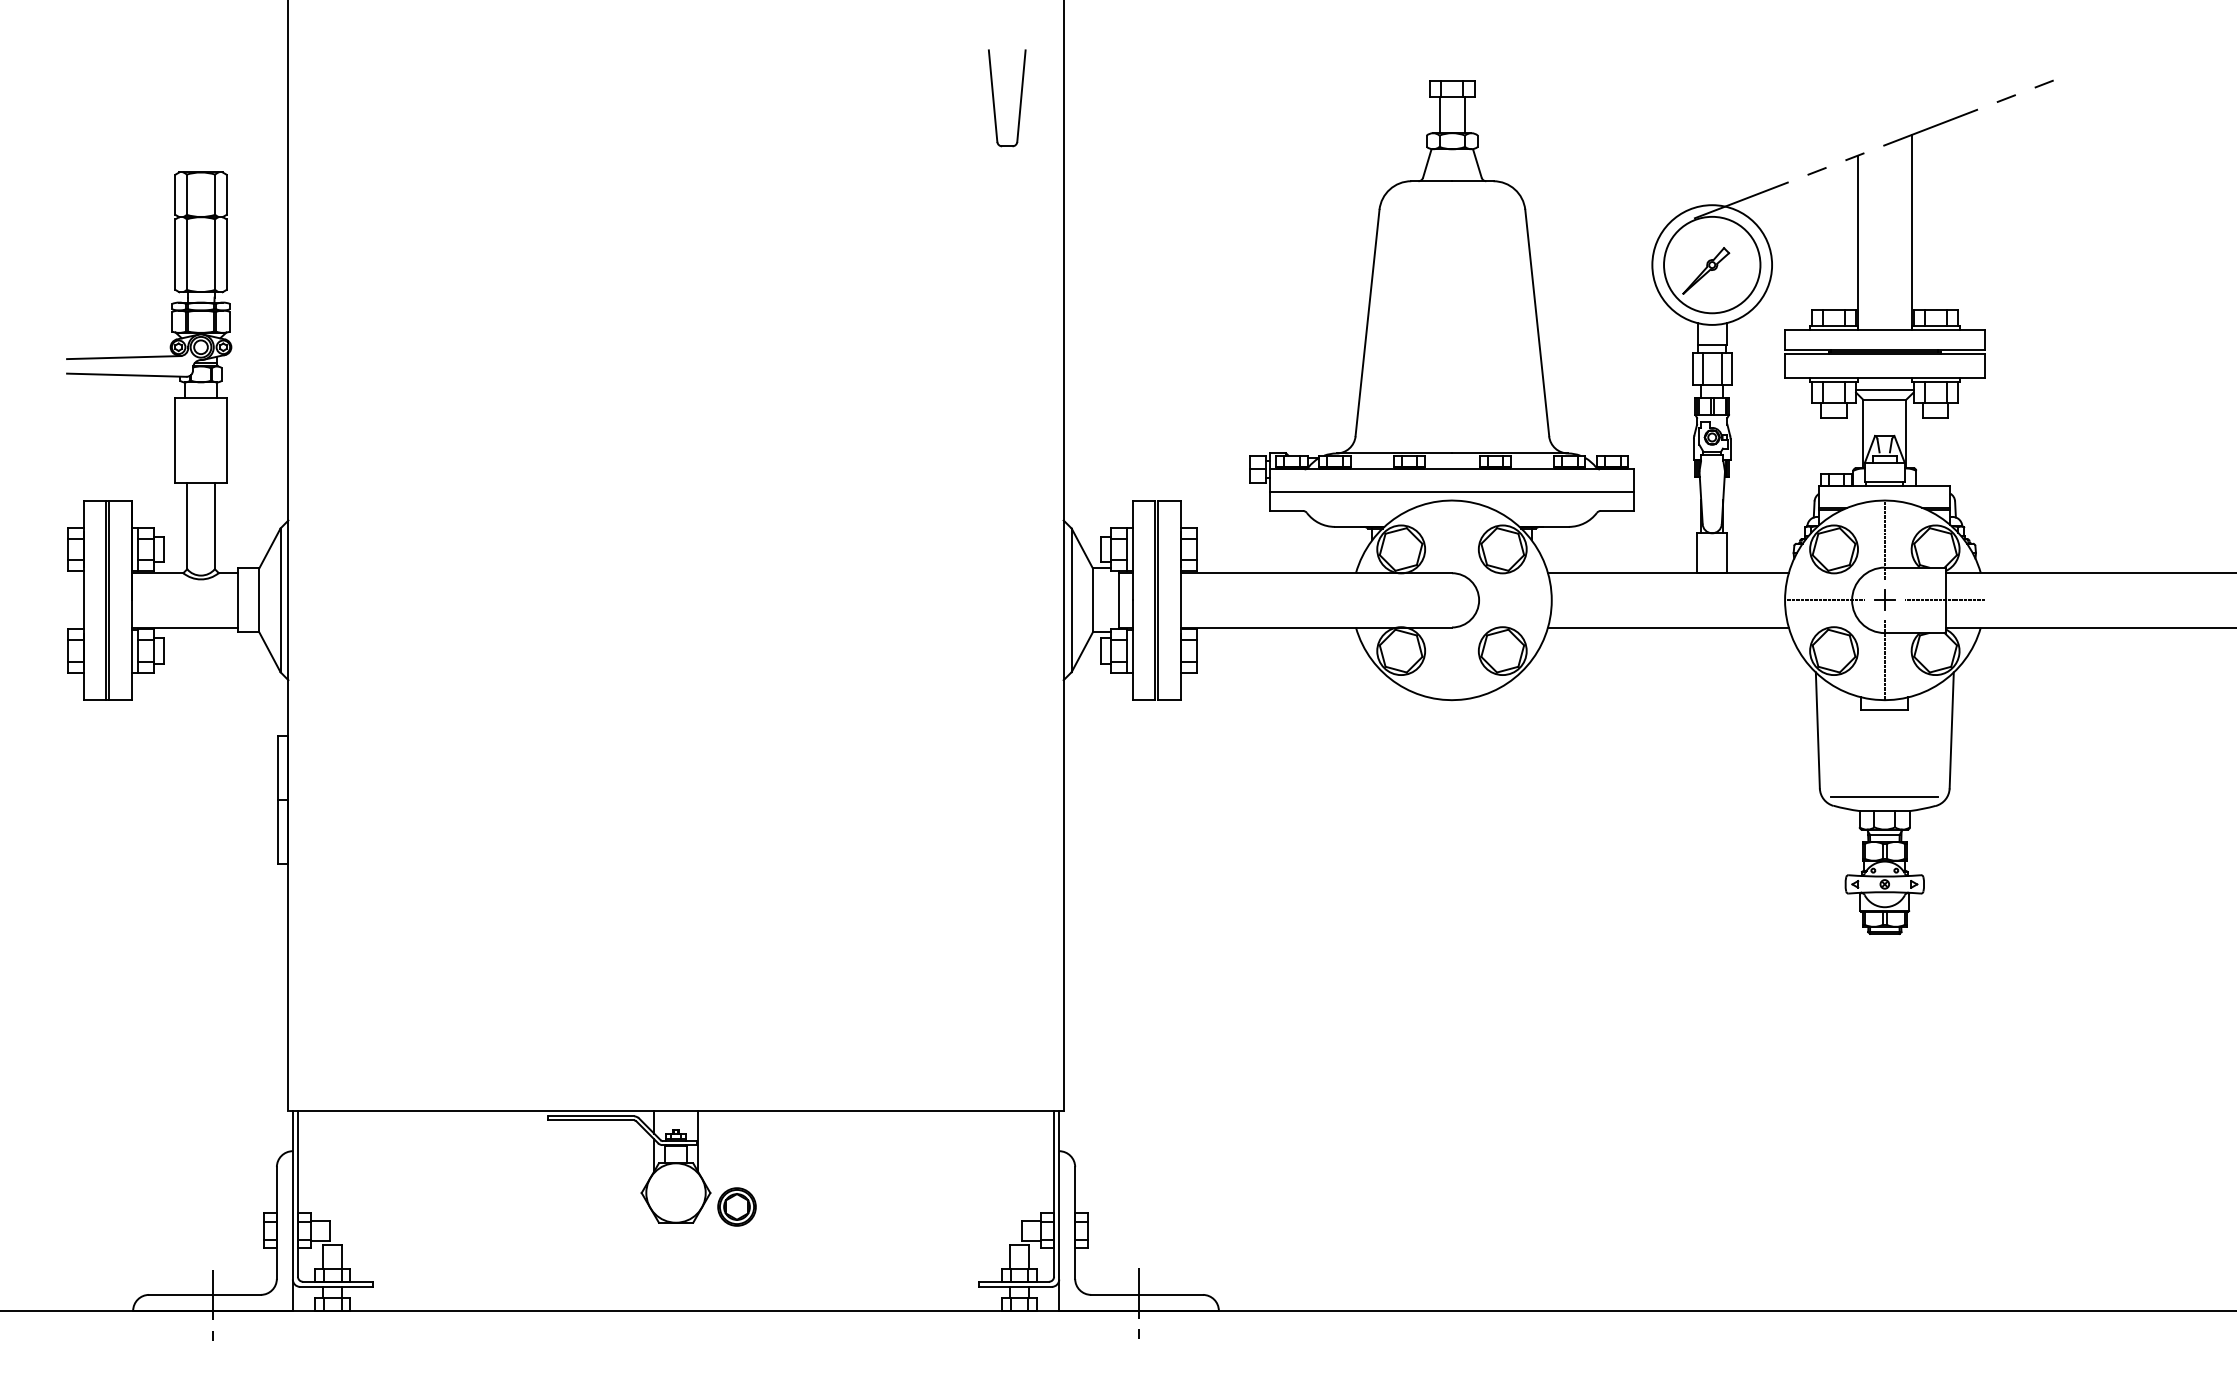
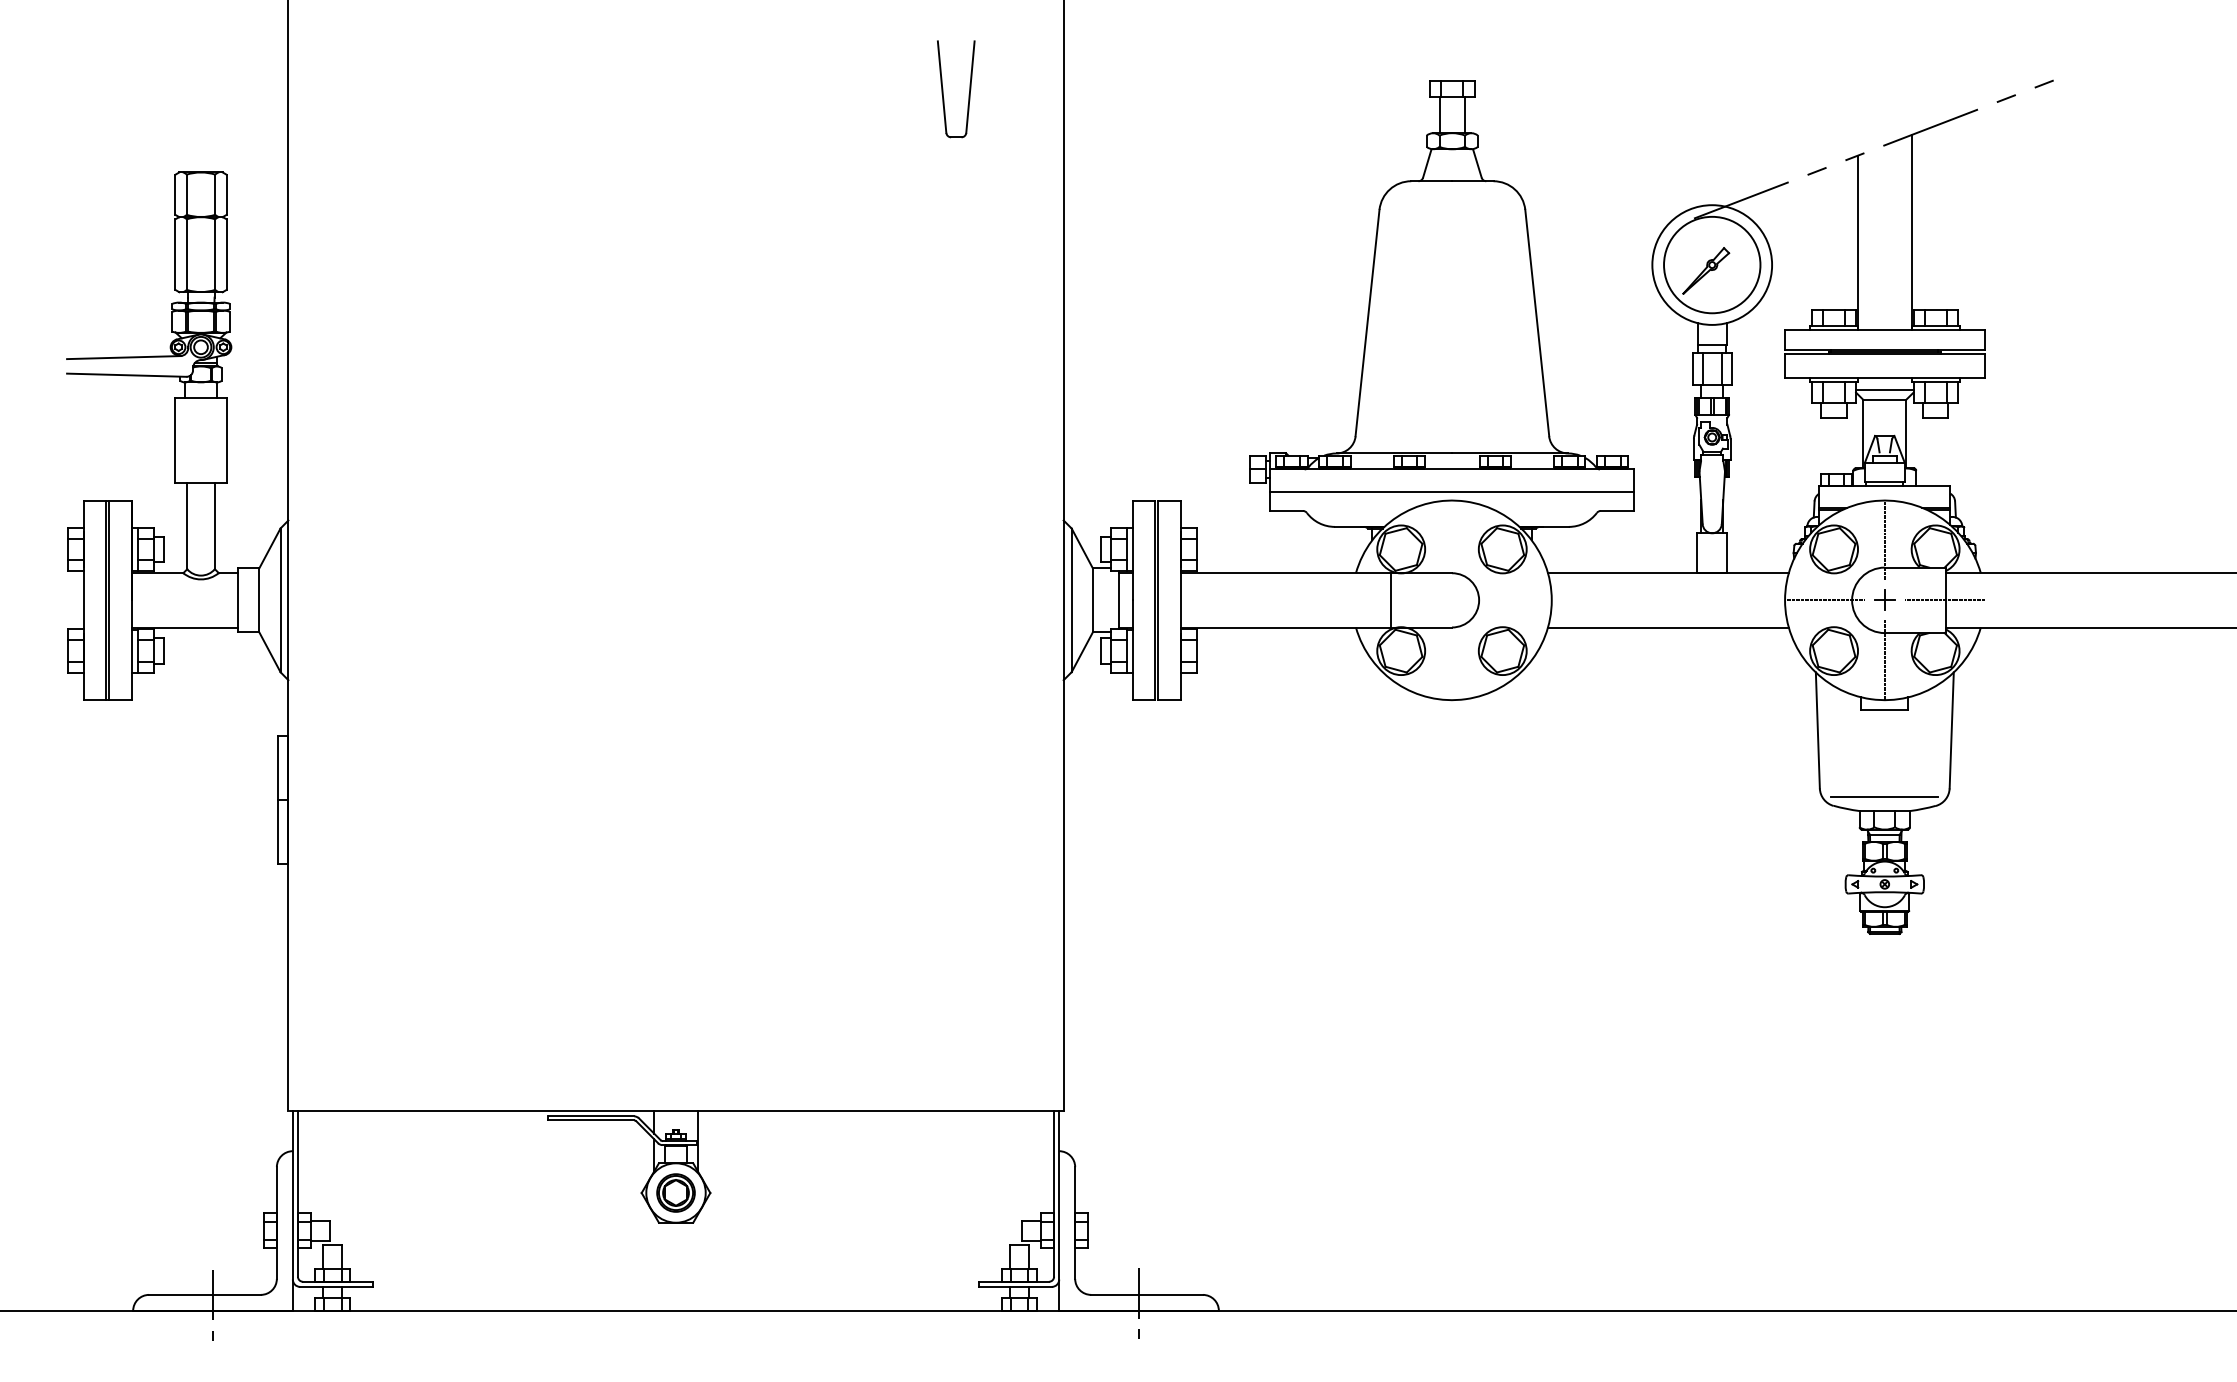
part position: (994, 98) -> (943, 89) (943, 89)
line: none -> present (1391, 600)
part position: (736, 1206) -> (675, 1192) (675, 1192)
